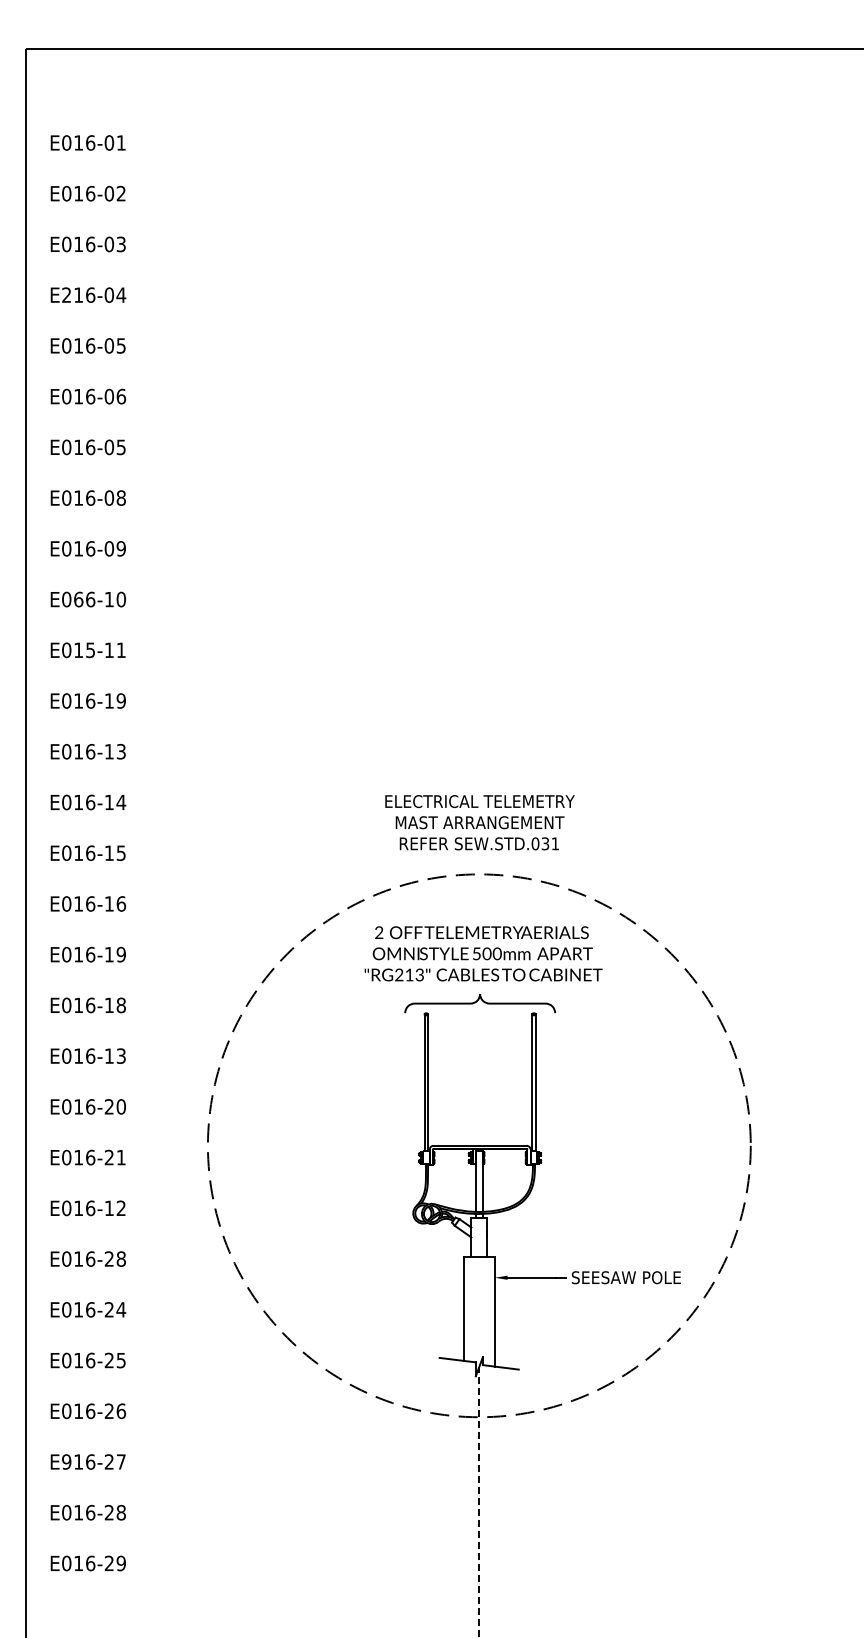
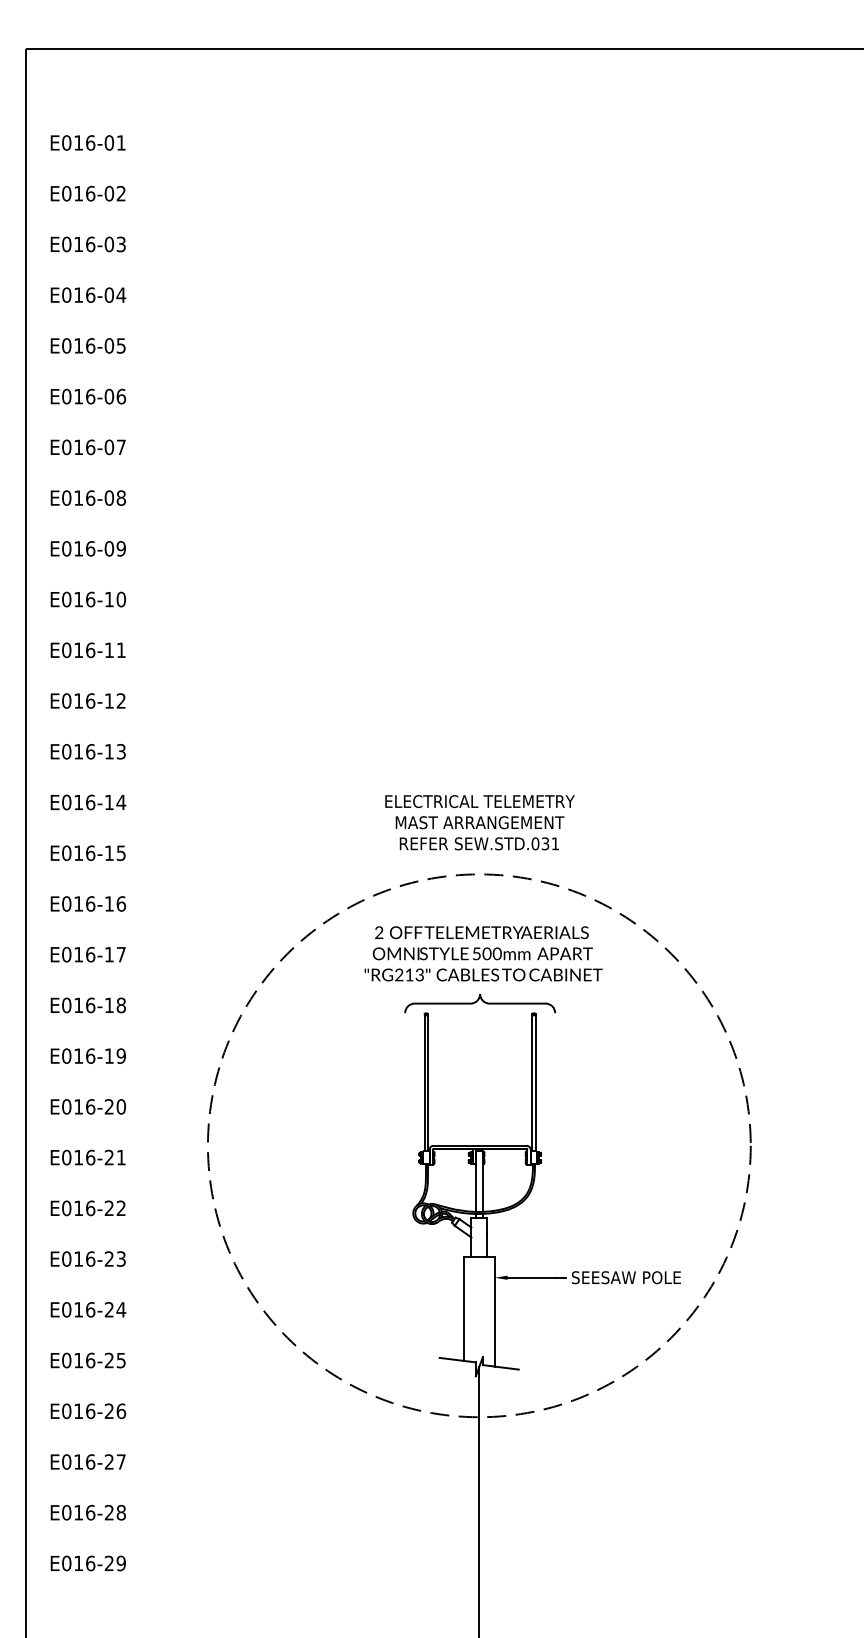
text: E216-04 -> E016-04 (66, 294)
text: E016-05 -> E016-07 (120, 447)
text: E066-10 -> E016-10 (78, 599)
text: E015-11 -> E016-11 (90, 650)
text: E016-19 -> E016-12 (120, 700)
text: E016-19 -> E016-17 (120, 954)
text: E016-13 -> E016-19 (120, 1055)
text: E016-12 -> E016-22 (108, 1207)
text: E016-28 -> E016-23 (120, 1258)
text: E916-27 -> E016-27 (66, 1461)
line: dashed -> solid (479, 1501)
